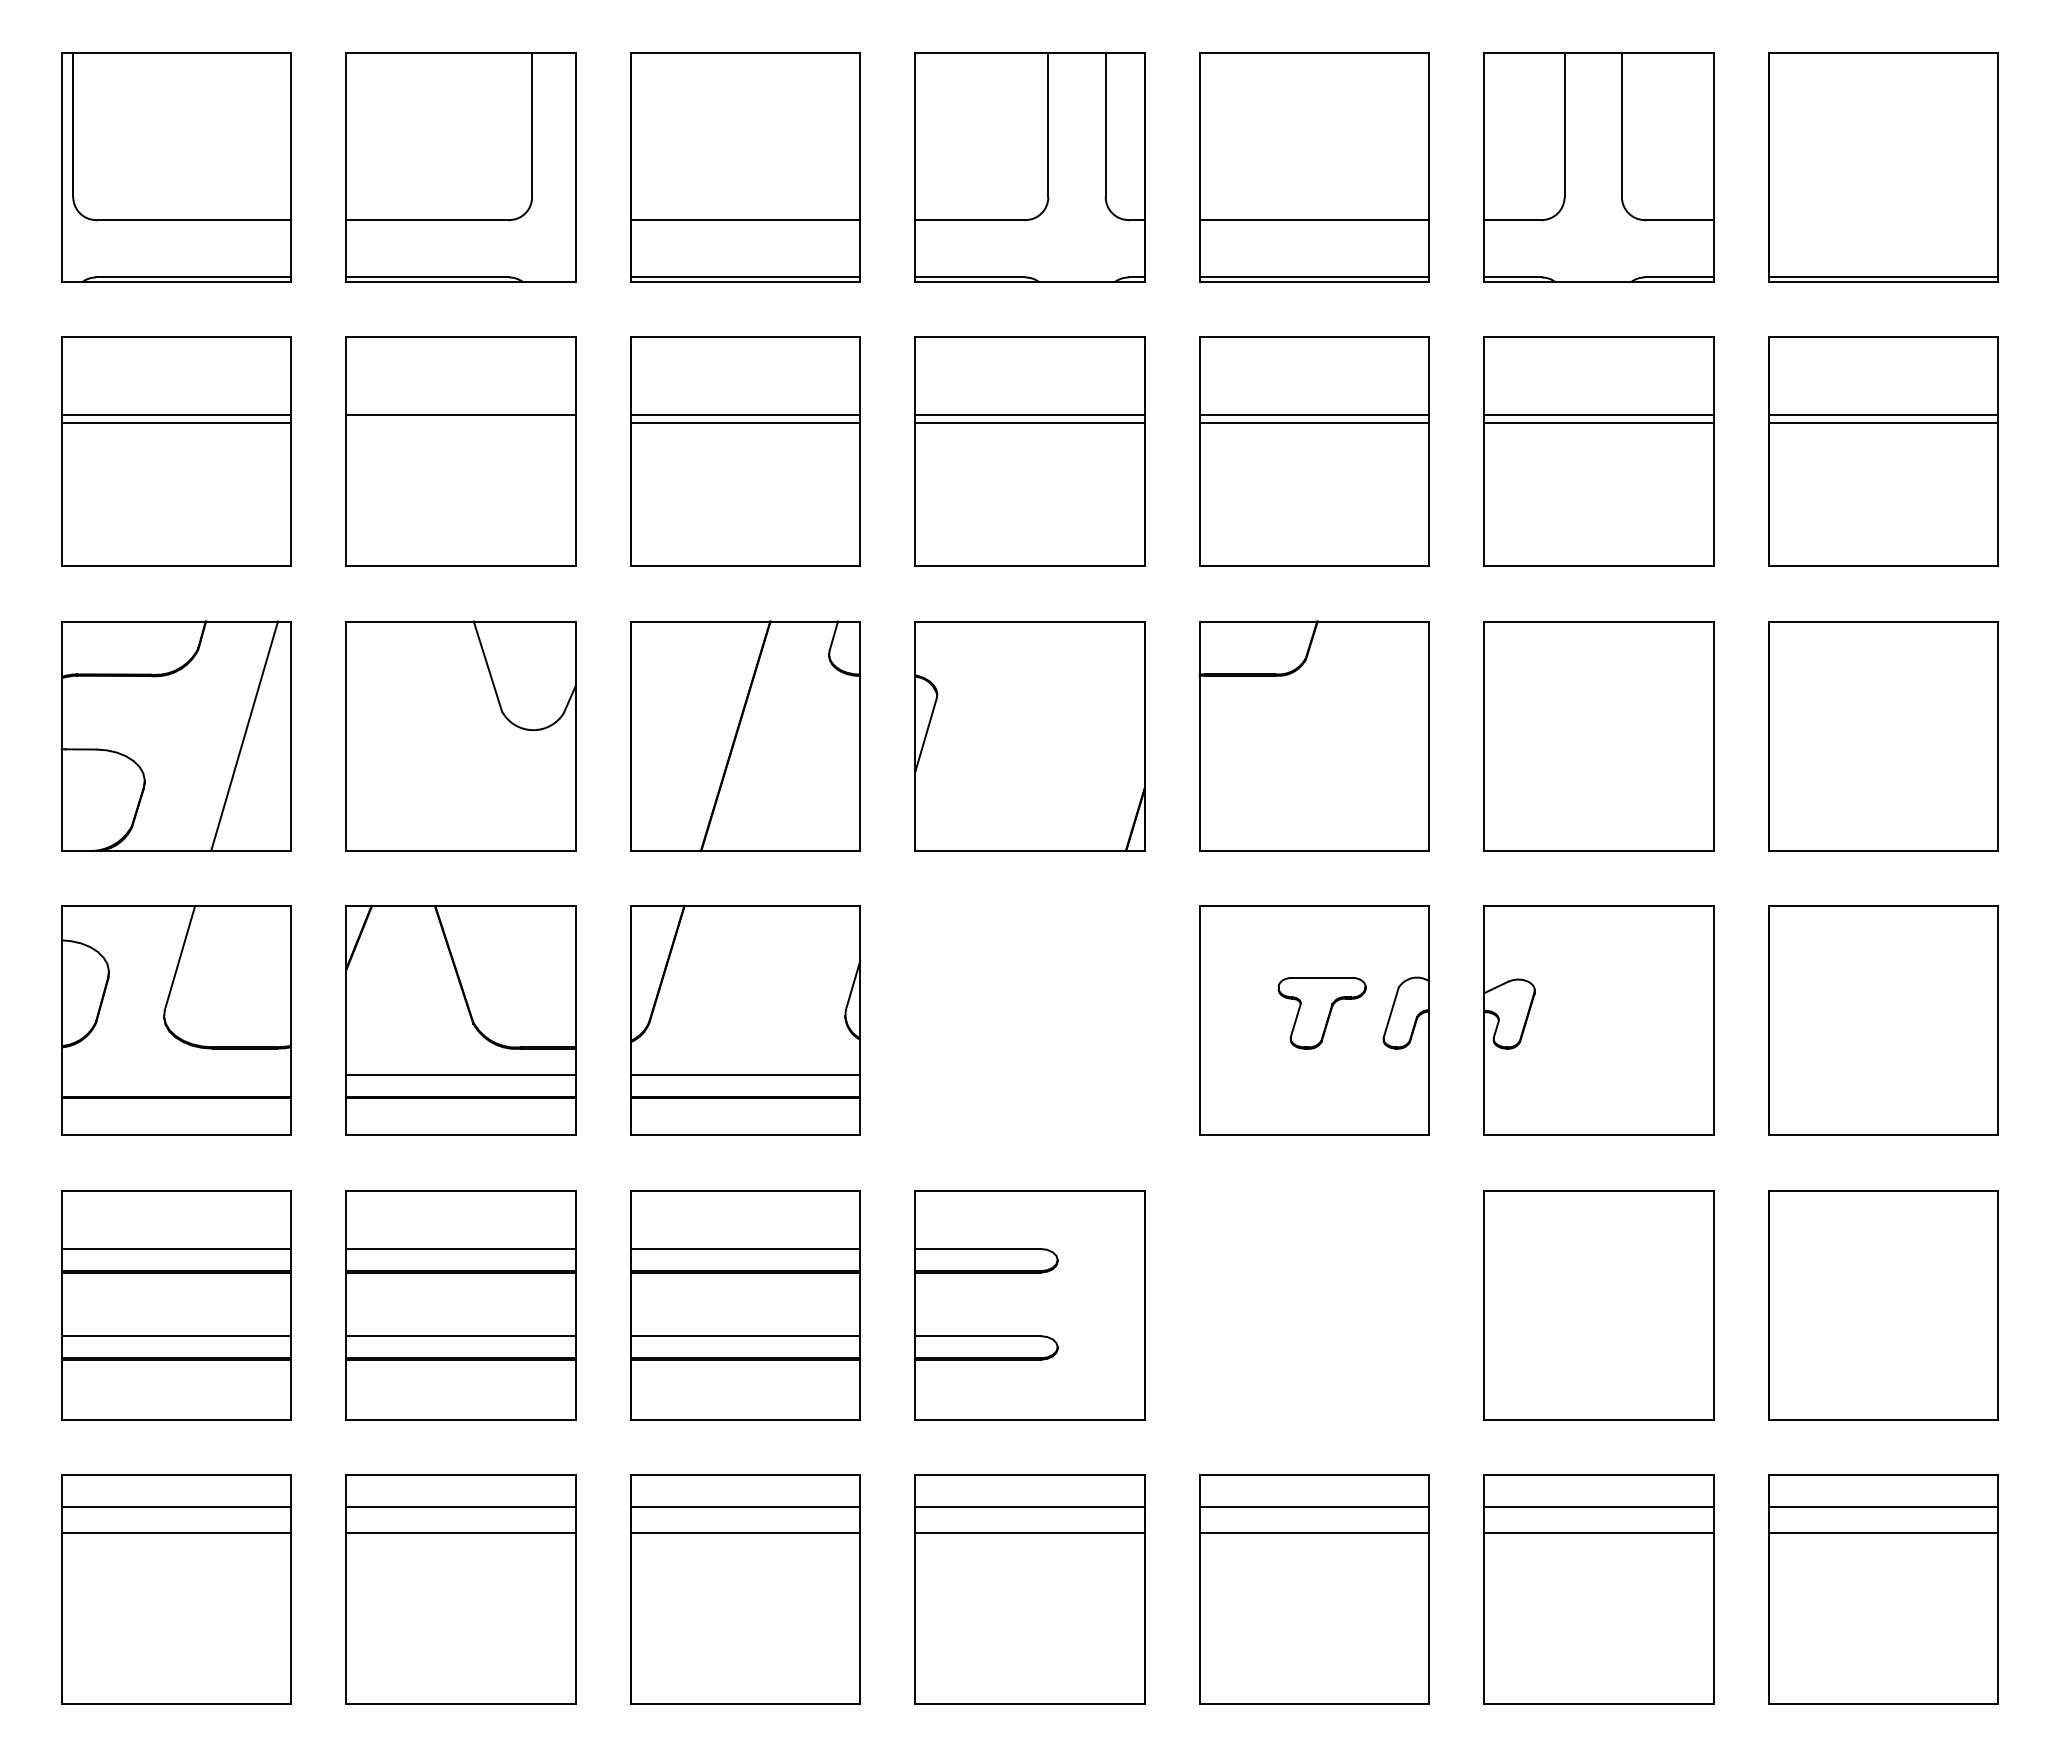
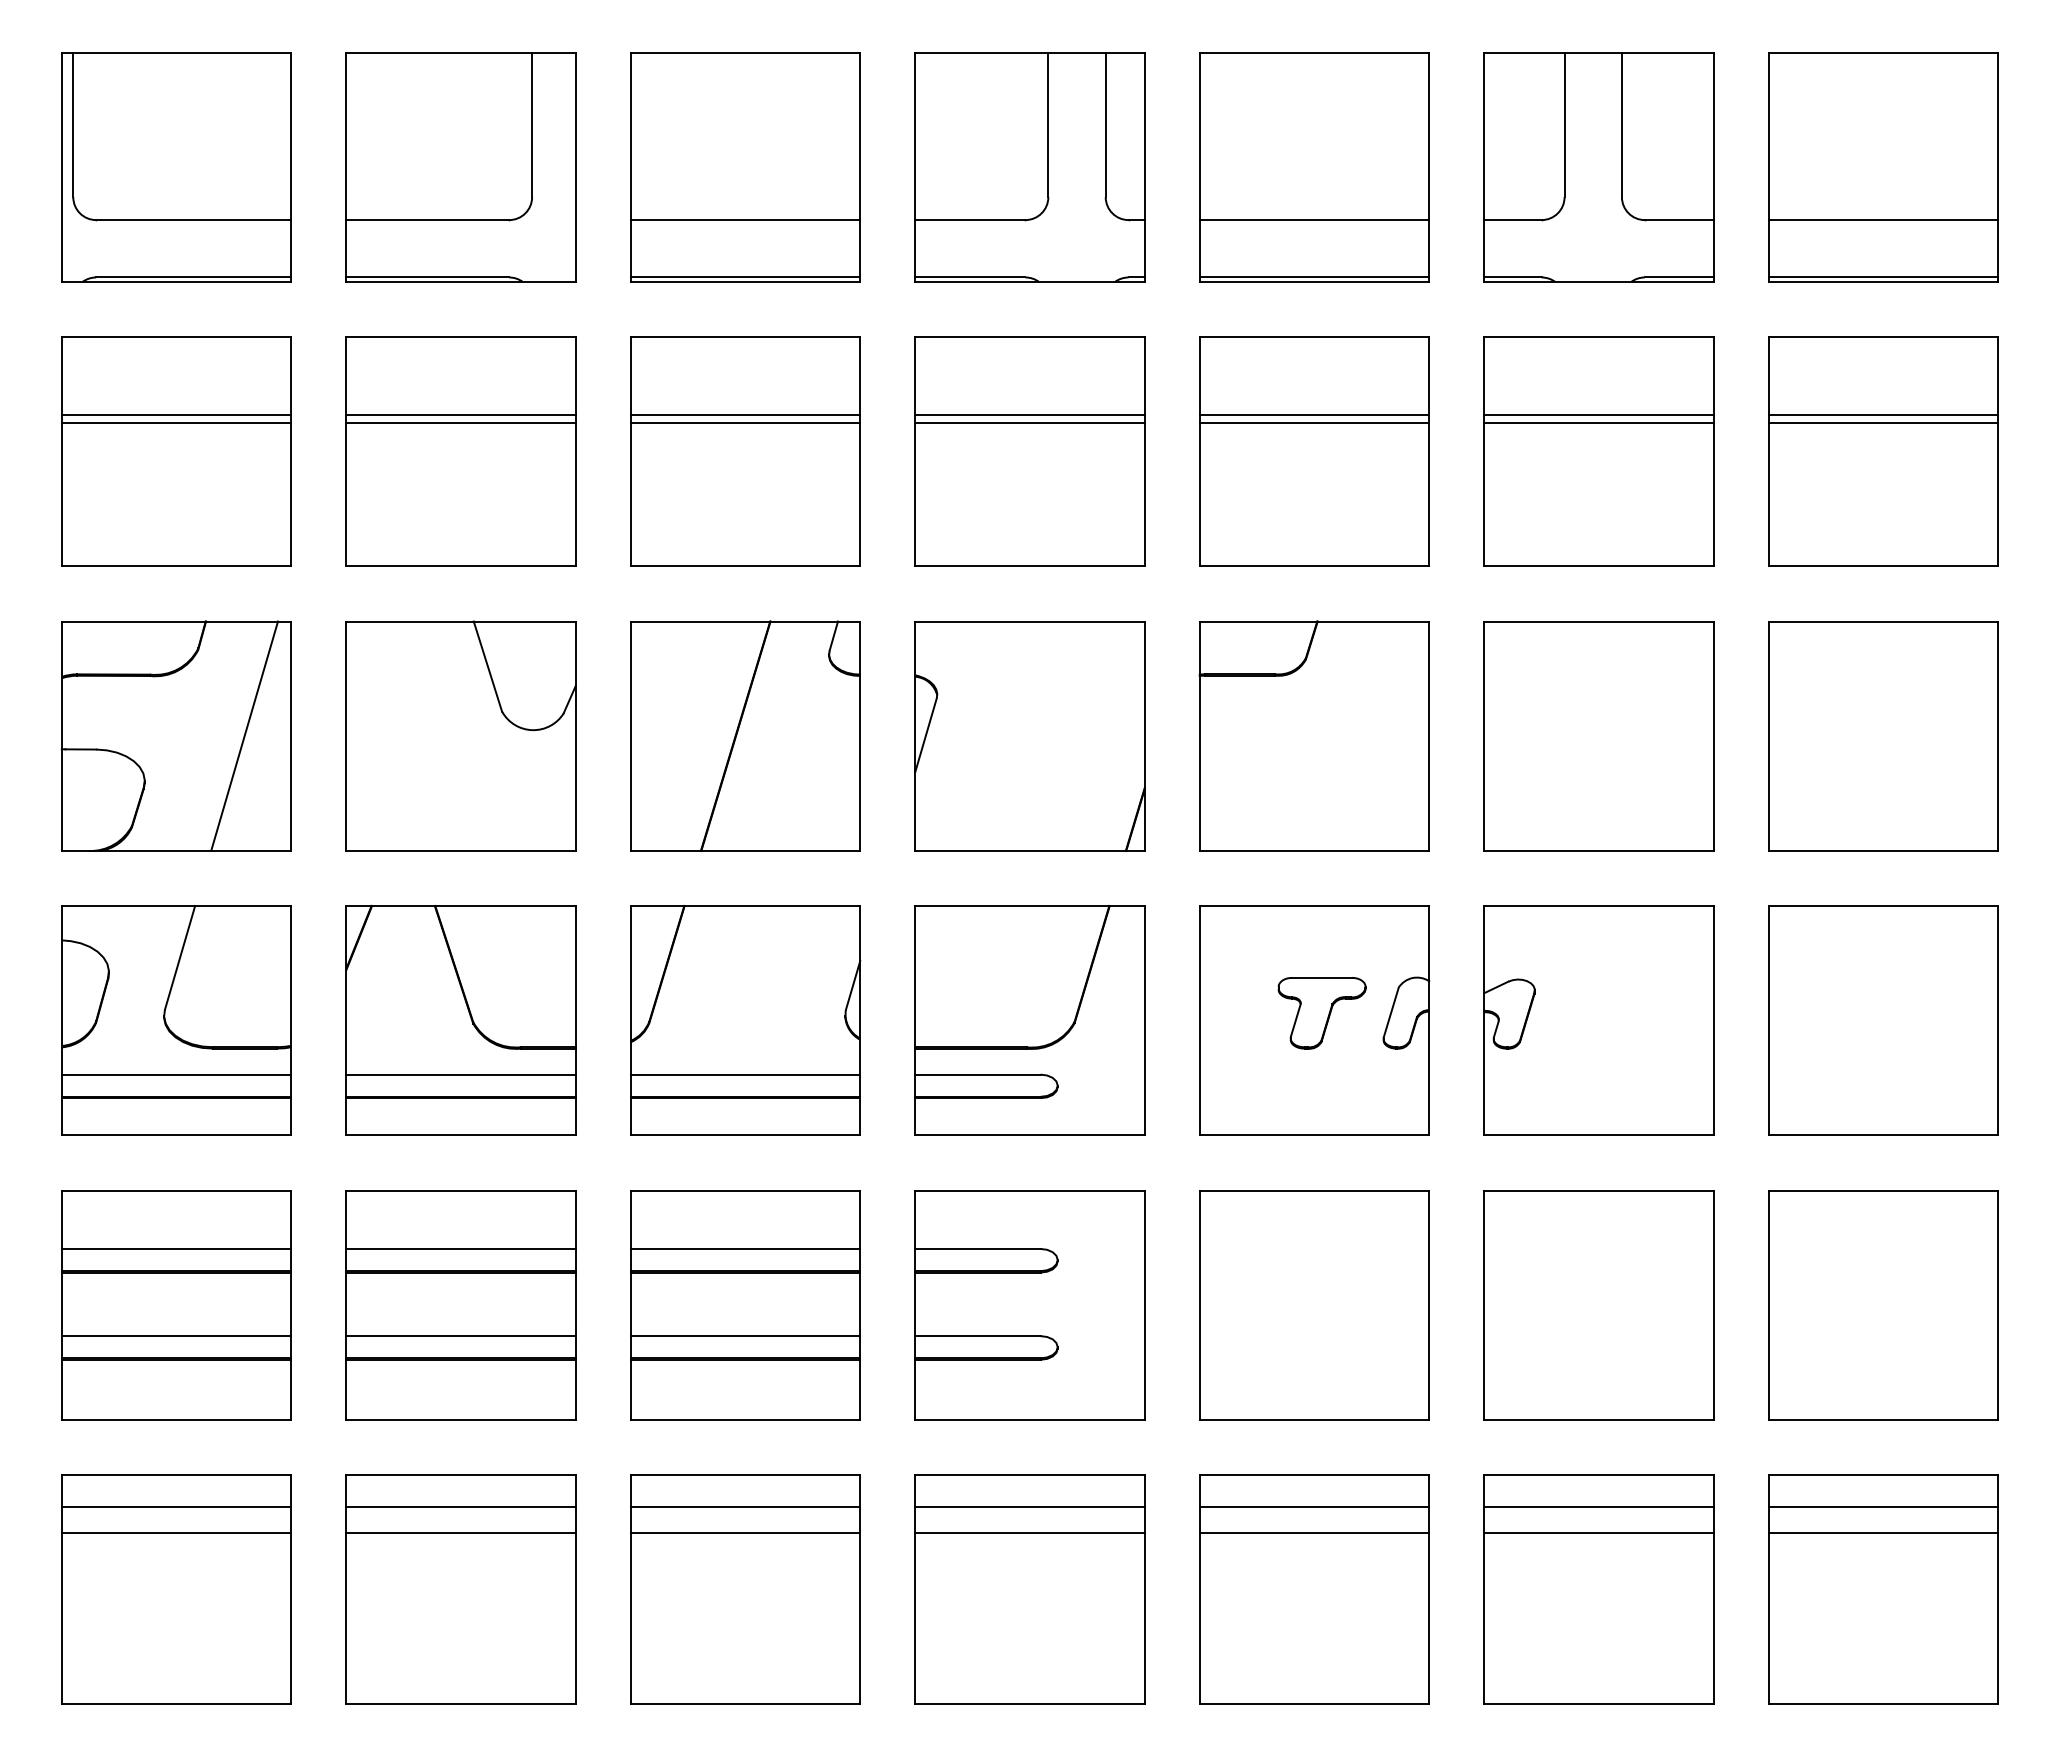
line: none -> present (1883, 220)
line: none -> present (460, 423)
part: none -> present (1029, 1020)
line: none -> present (176, 1074)
part: none -> present (1314, 1305)
